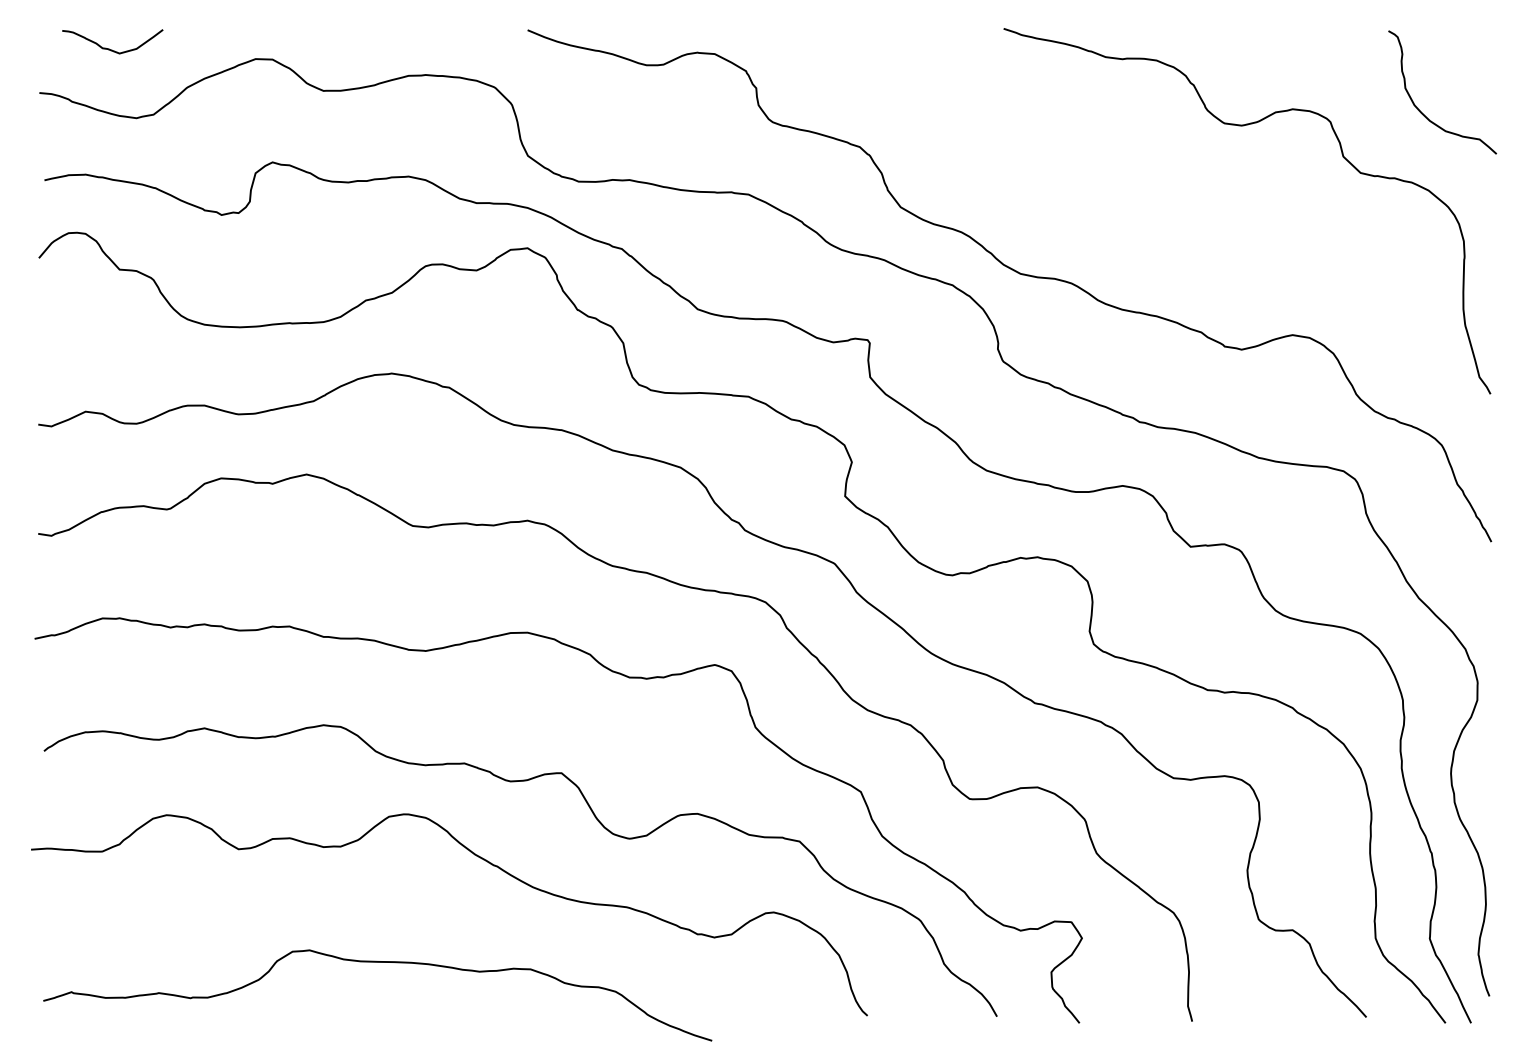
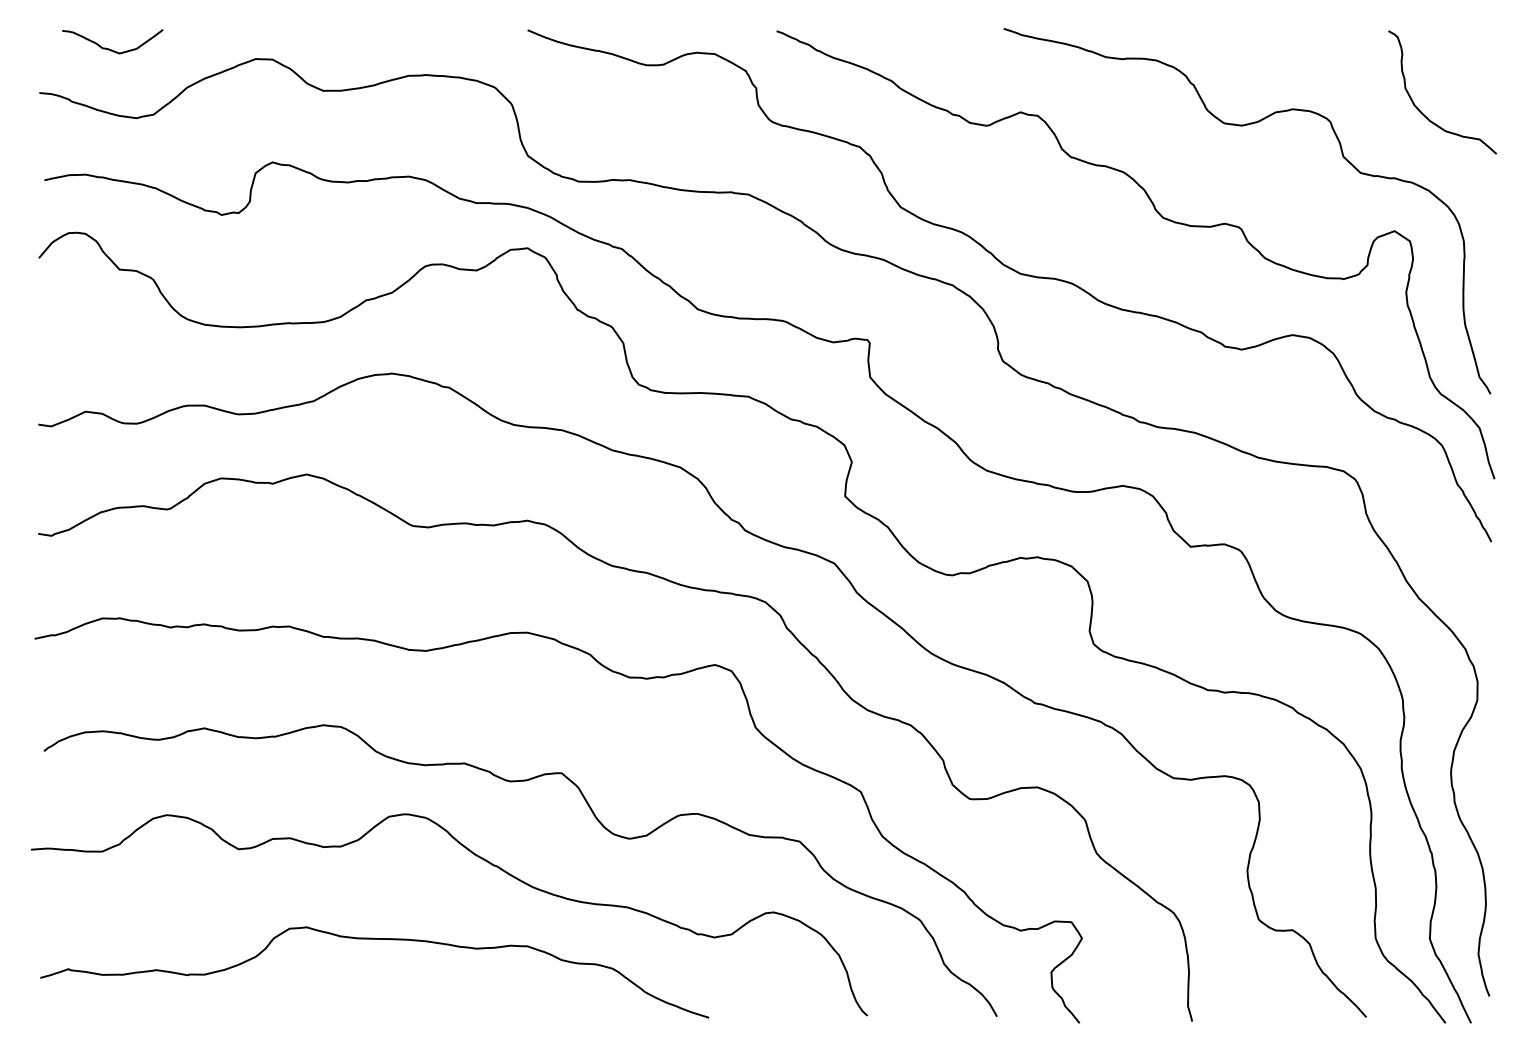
curve: none -> present (1162, 218)
curve position: (377, 962) -> (374, 939) (374, 939)
